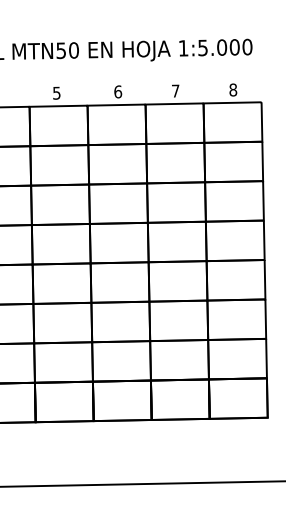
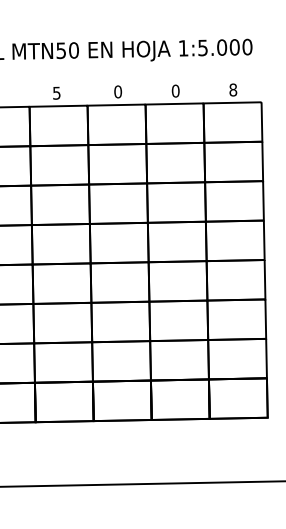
text: 7 -> 0 (175, 90)
text: 6 -> 0 (118, 91)
